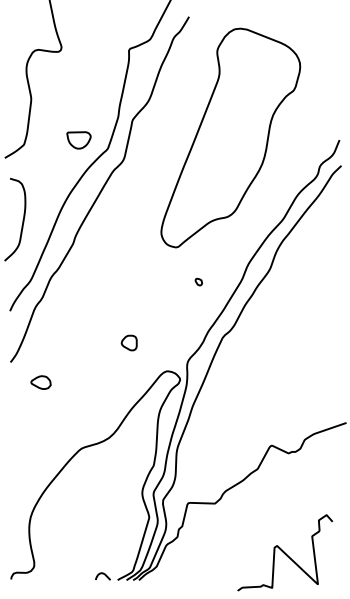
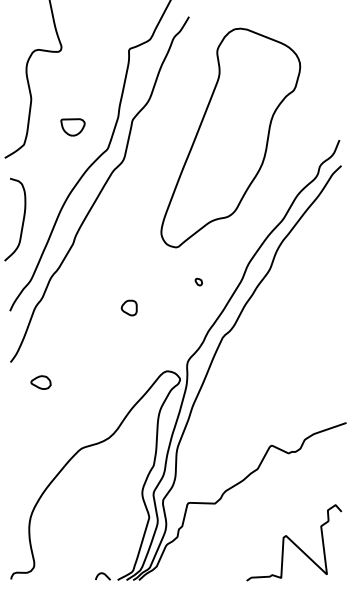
part position: (78, 140) -> (72, 127) (72, 127)
part position: (128, 342) -> (128, 307) (128, 307)
curve position: (285, 552) -> (294, 542) (294, 542)
